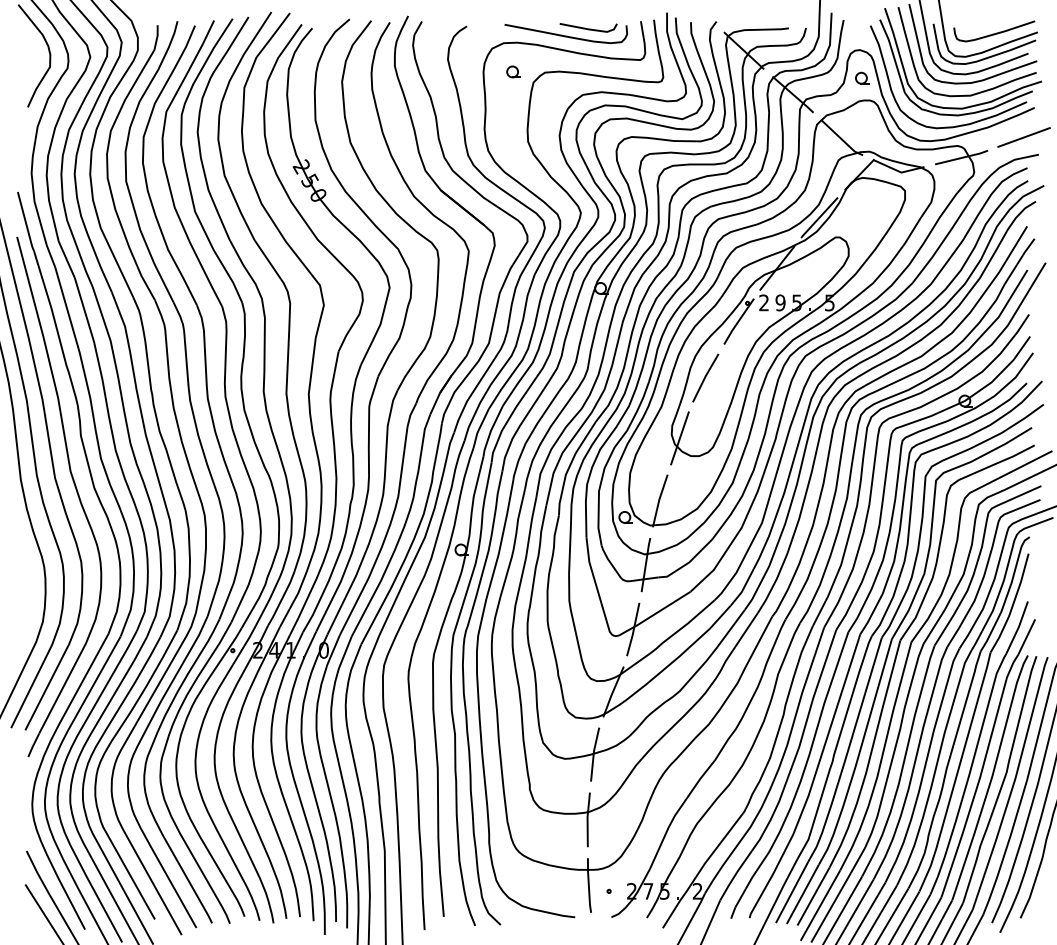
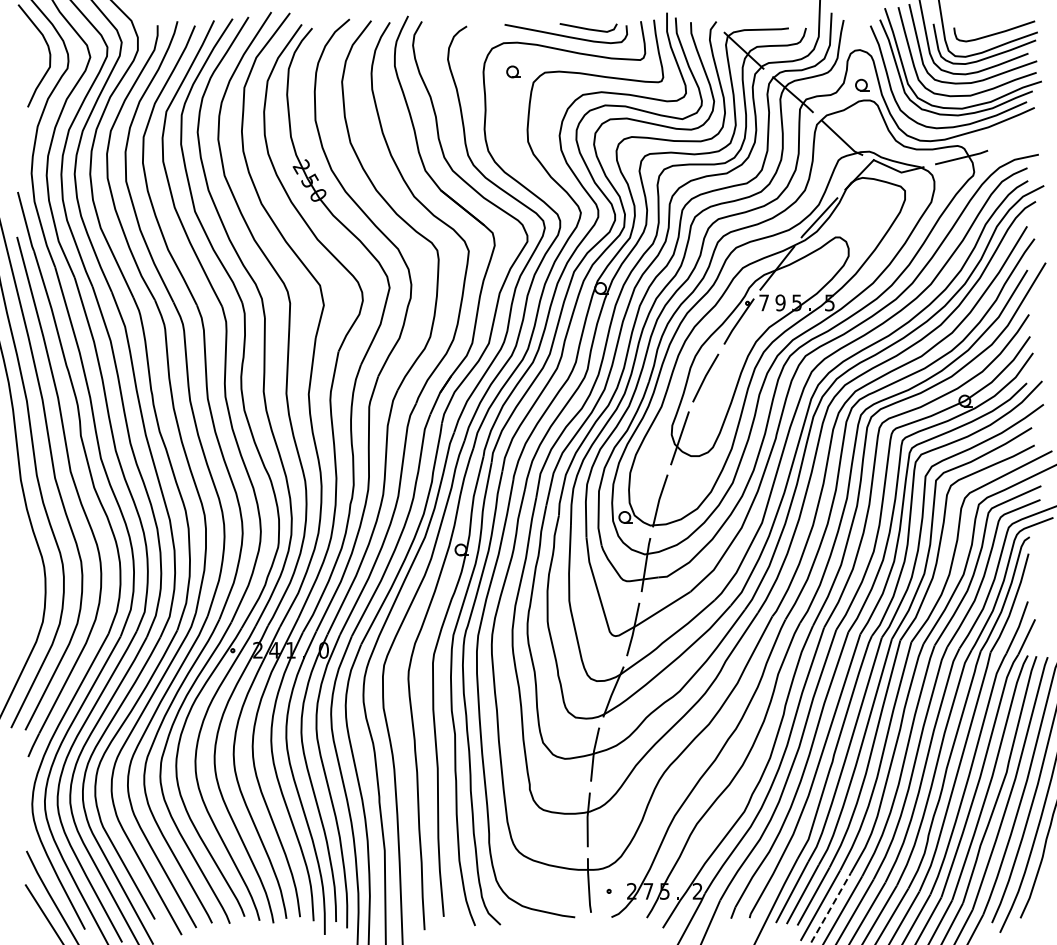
part position: (862, 77) -> (862, 84) (862, 84)
line: present -> none (1023, 137)
text: 2 -> 7 (763, 302)
line: solid -> dashed (831, 907)
